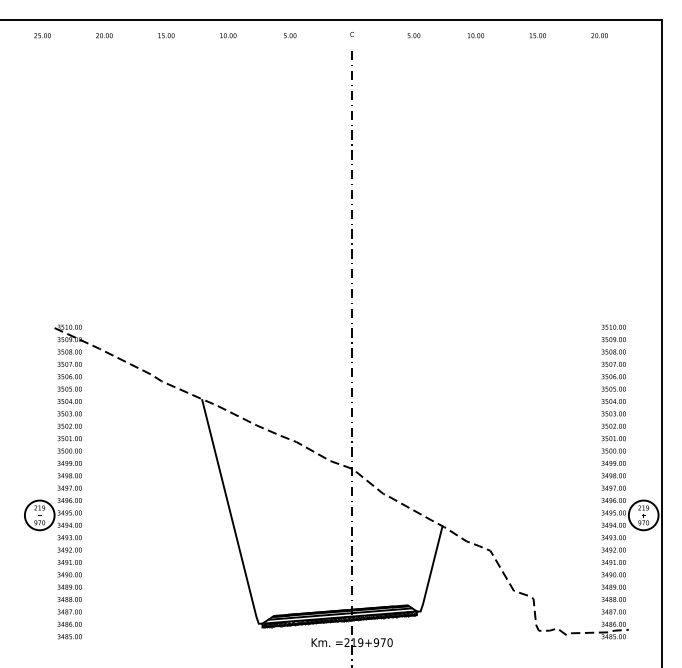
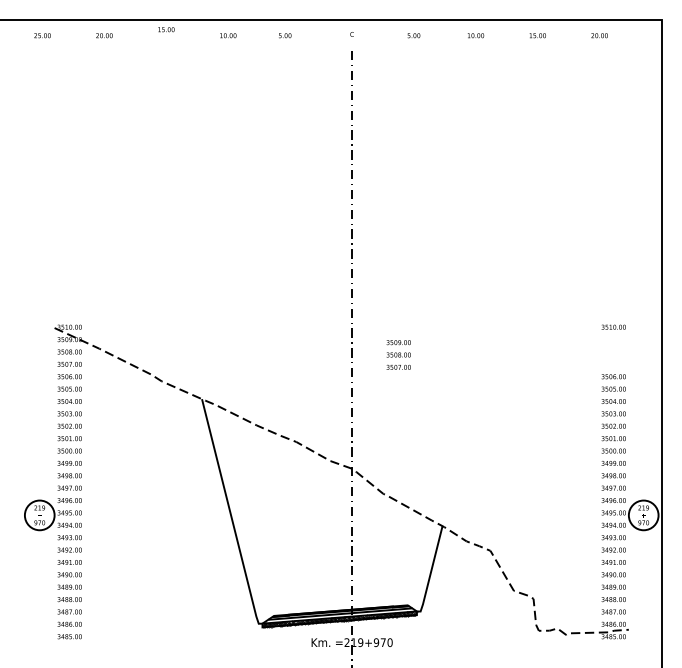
text position: (166, 35) -> (166, 29) (166, 29)
text position: (290, 35) -> (285, 35) (285, 35)
text position: (613, 351) -> (398, 354) (398, 354)
